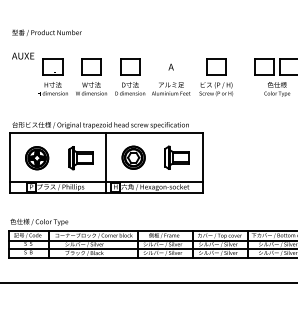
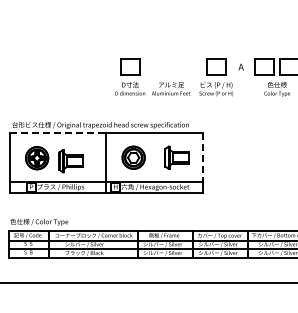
part: present -> none (59, 62)
text position: (170, 66) -> (240, 66) (240, 66)
line: solid -> dashed (58, 133)
part position: (80, 158) -> (70, 161) (70, 161)
line: solid -> dashed (202, 158)
